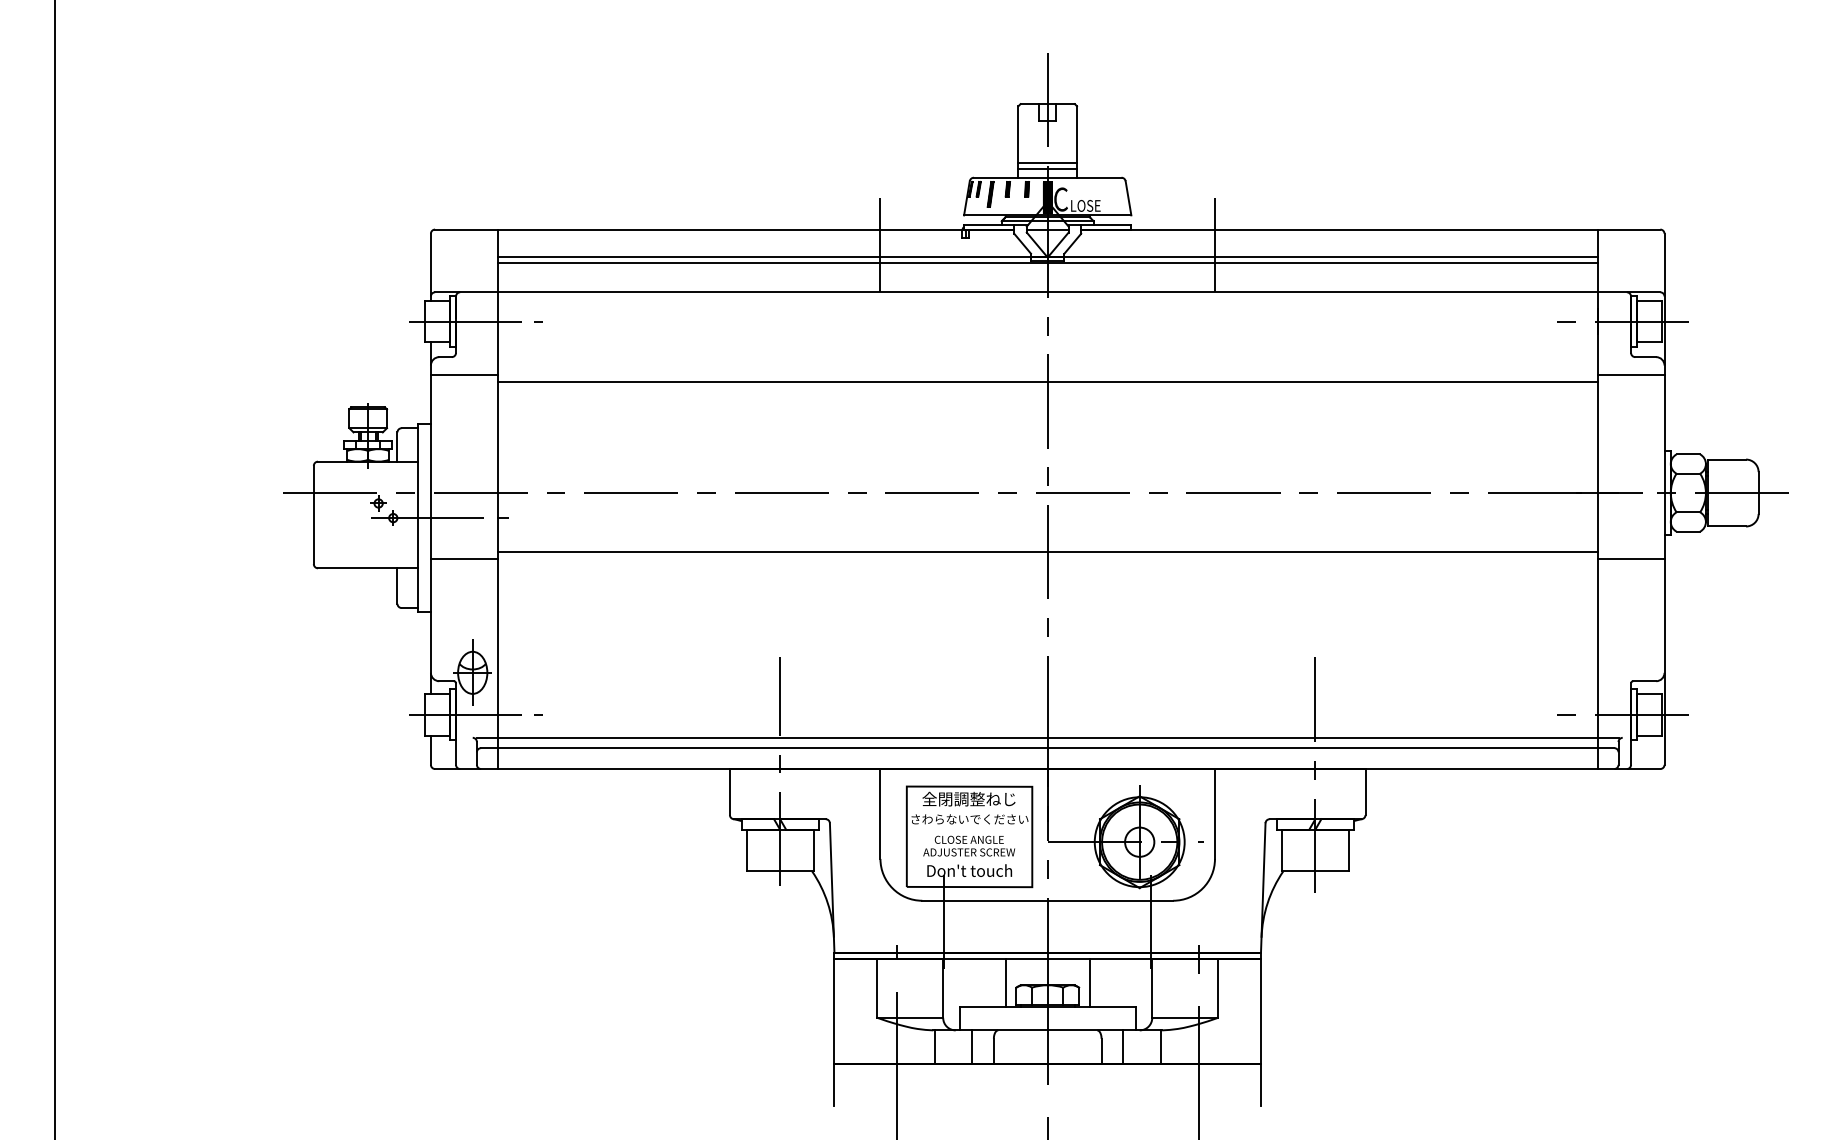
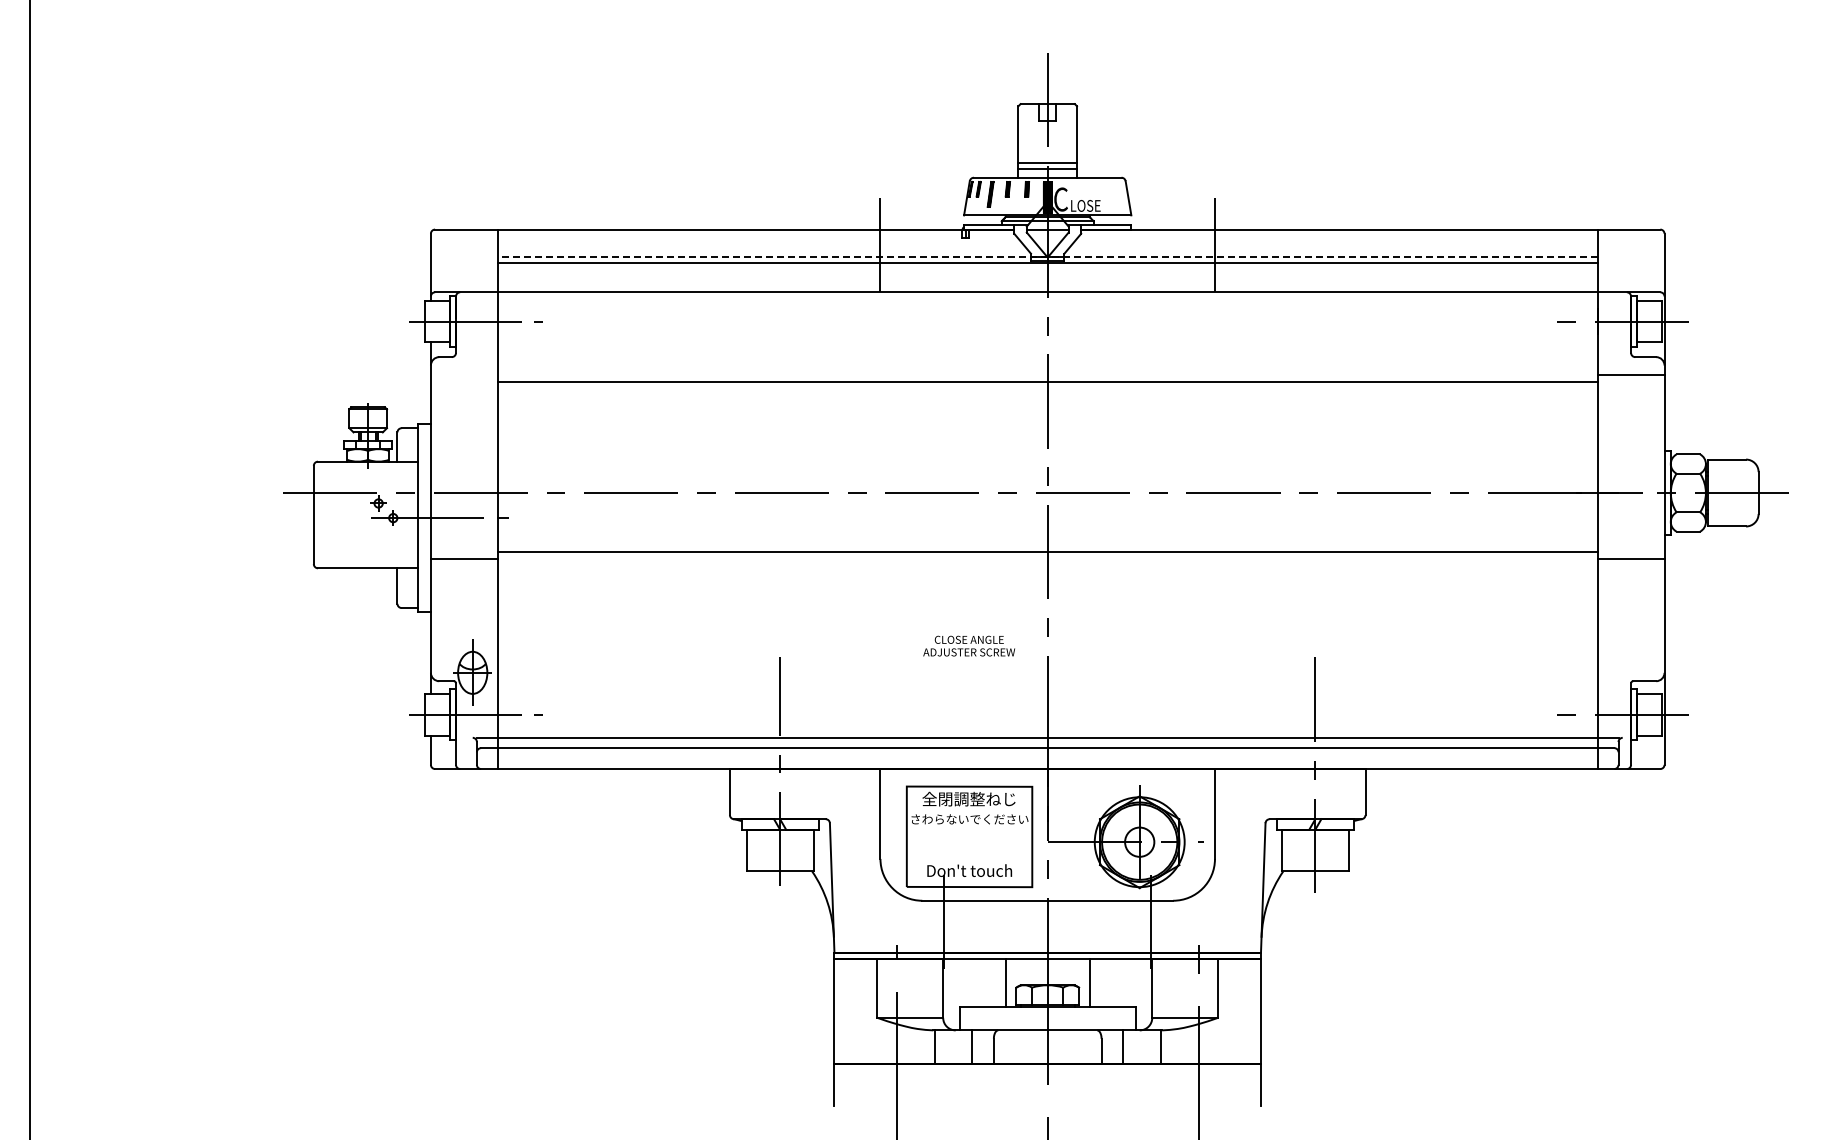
line: solid -> dashed (1047, 256)
line: present -> none (463, 374)
line position: (55, 569) -> (30, 569) (30, 569)
text position: (968, 845) -> (968, 645) (968, 645)
